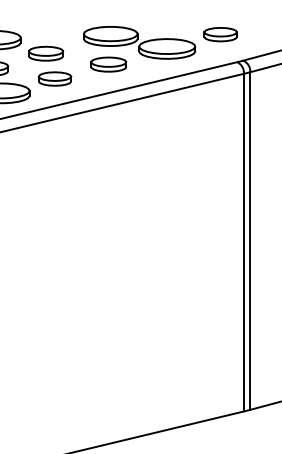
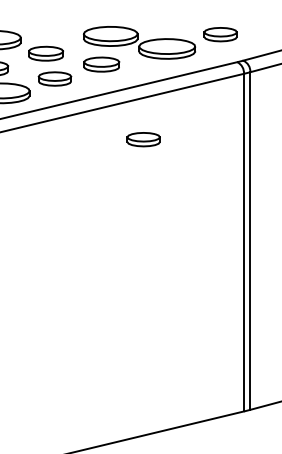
part position: (108, 64) -> (101, 64) (101, 64)
part: none -> present (143, 139)
